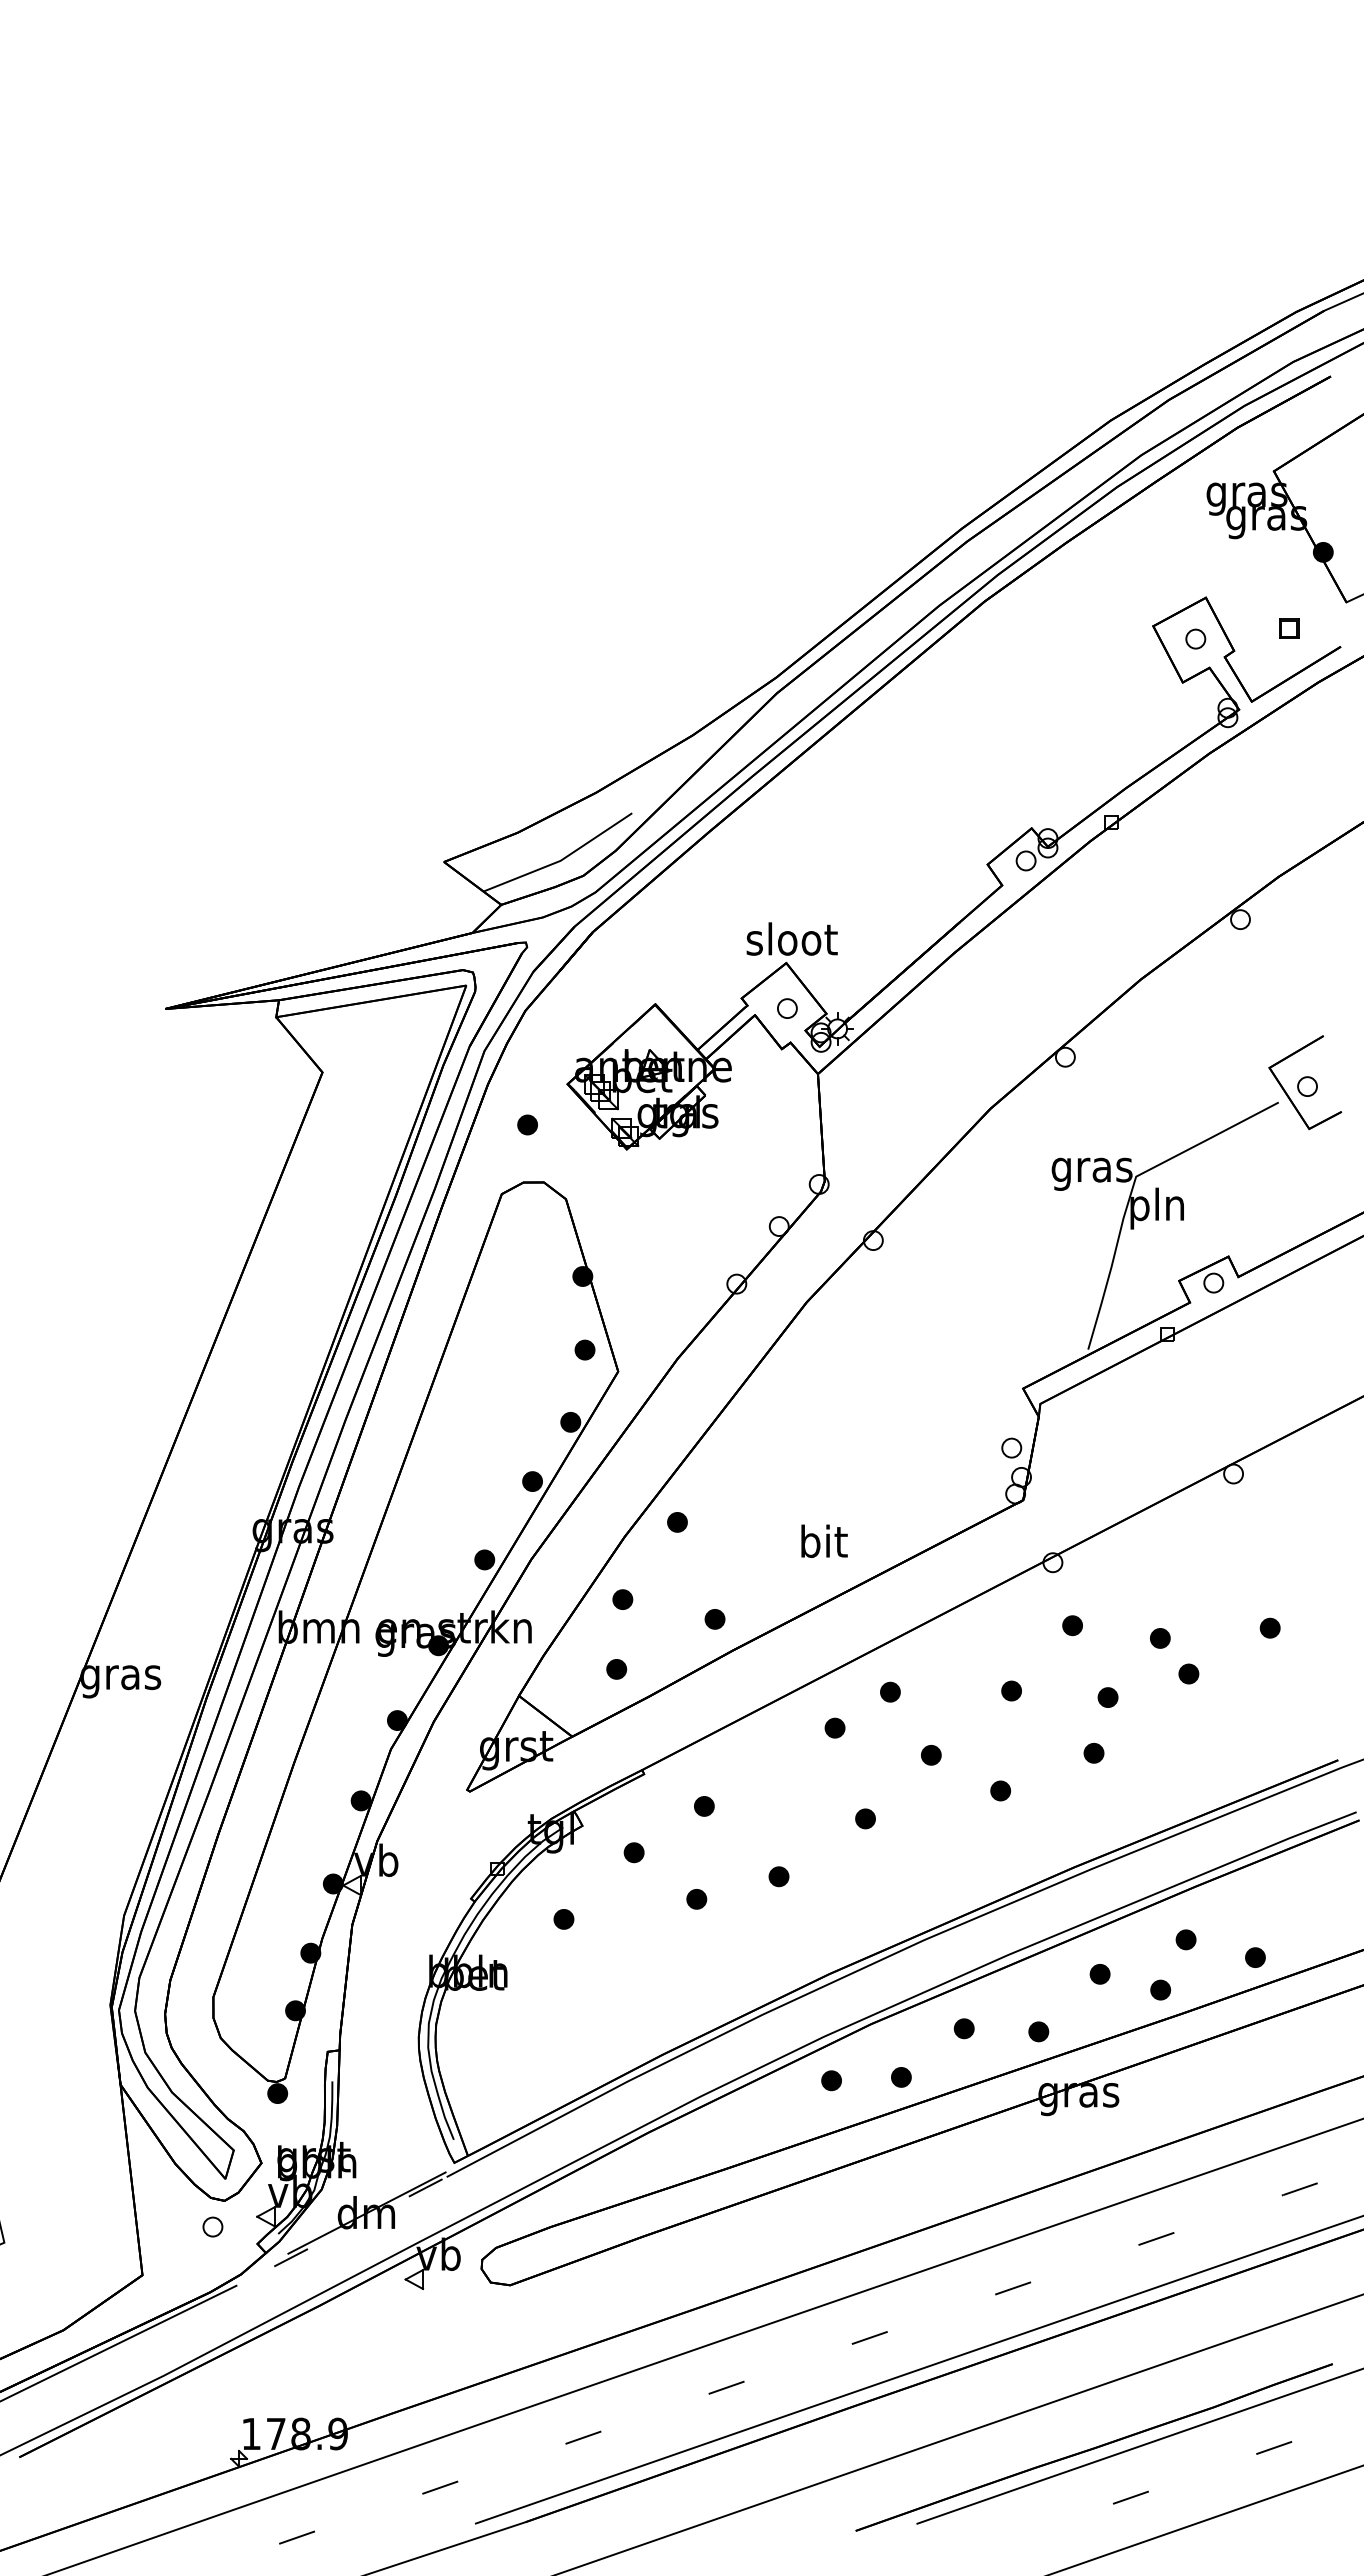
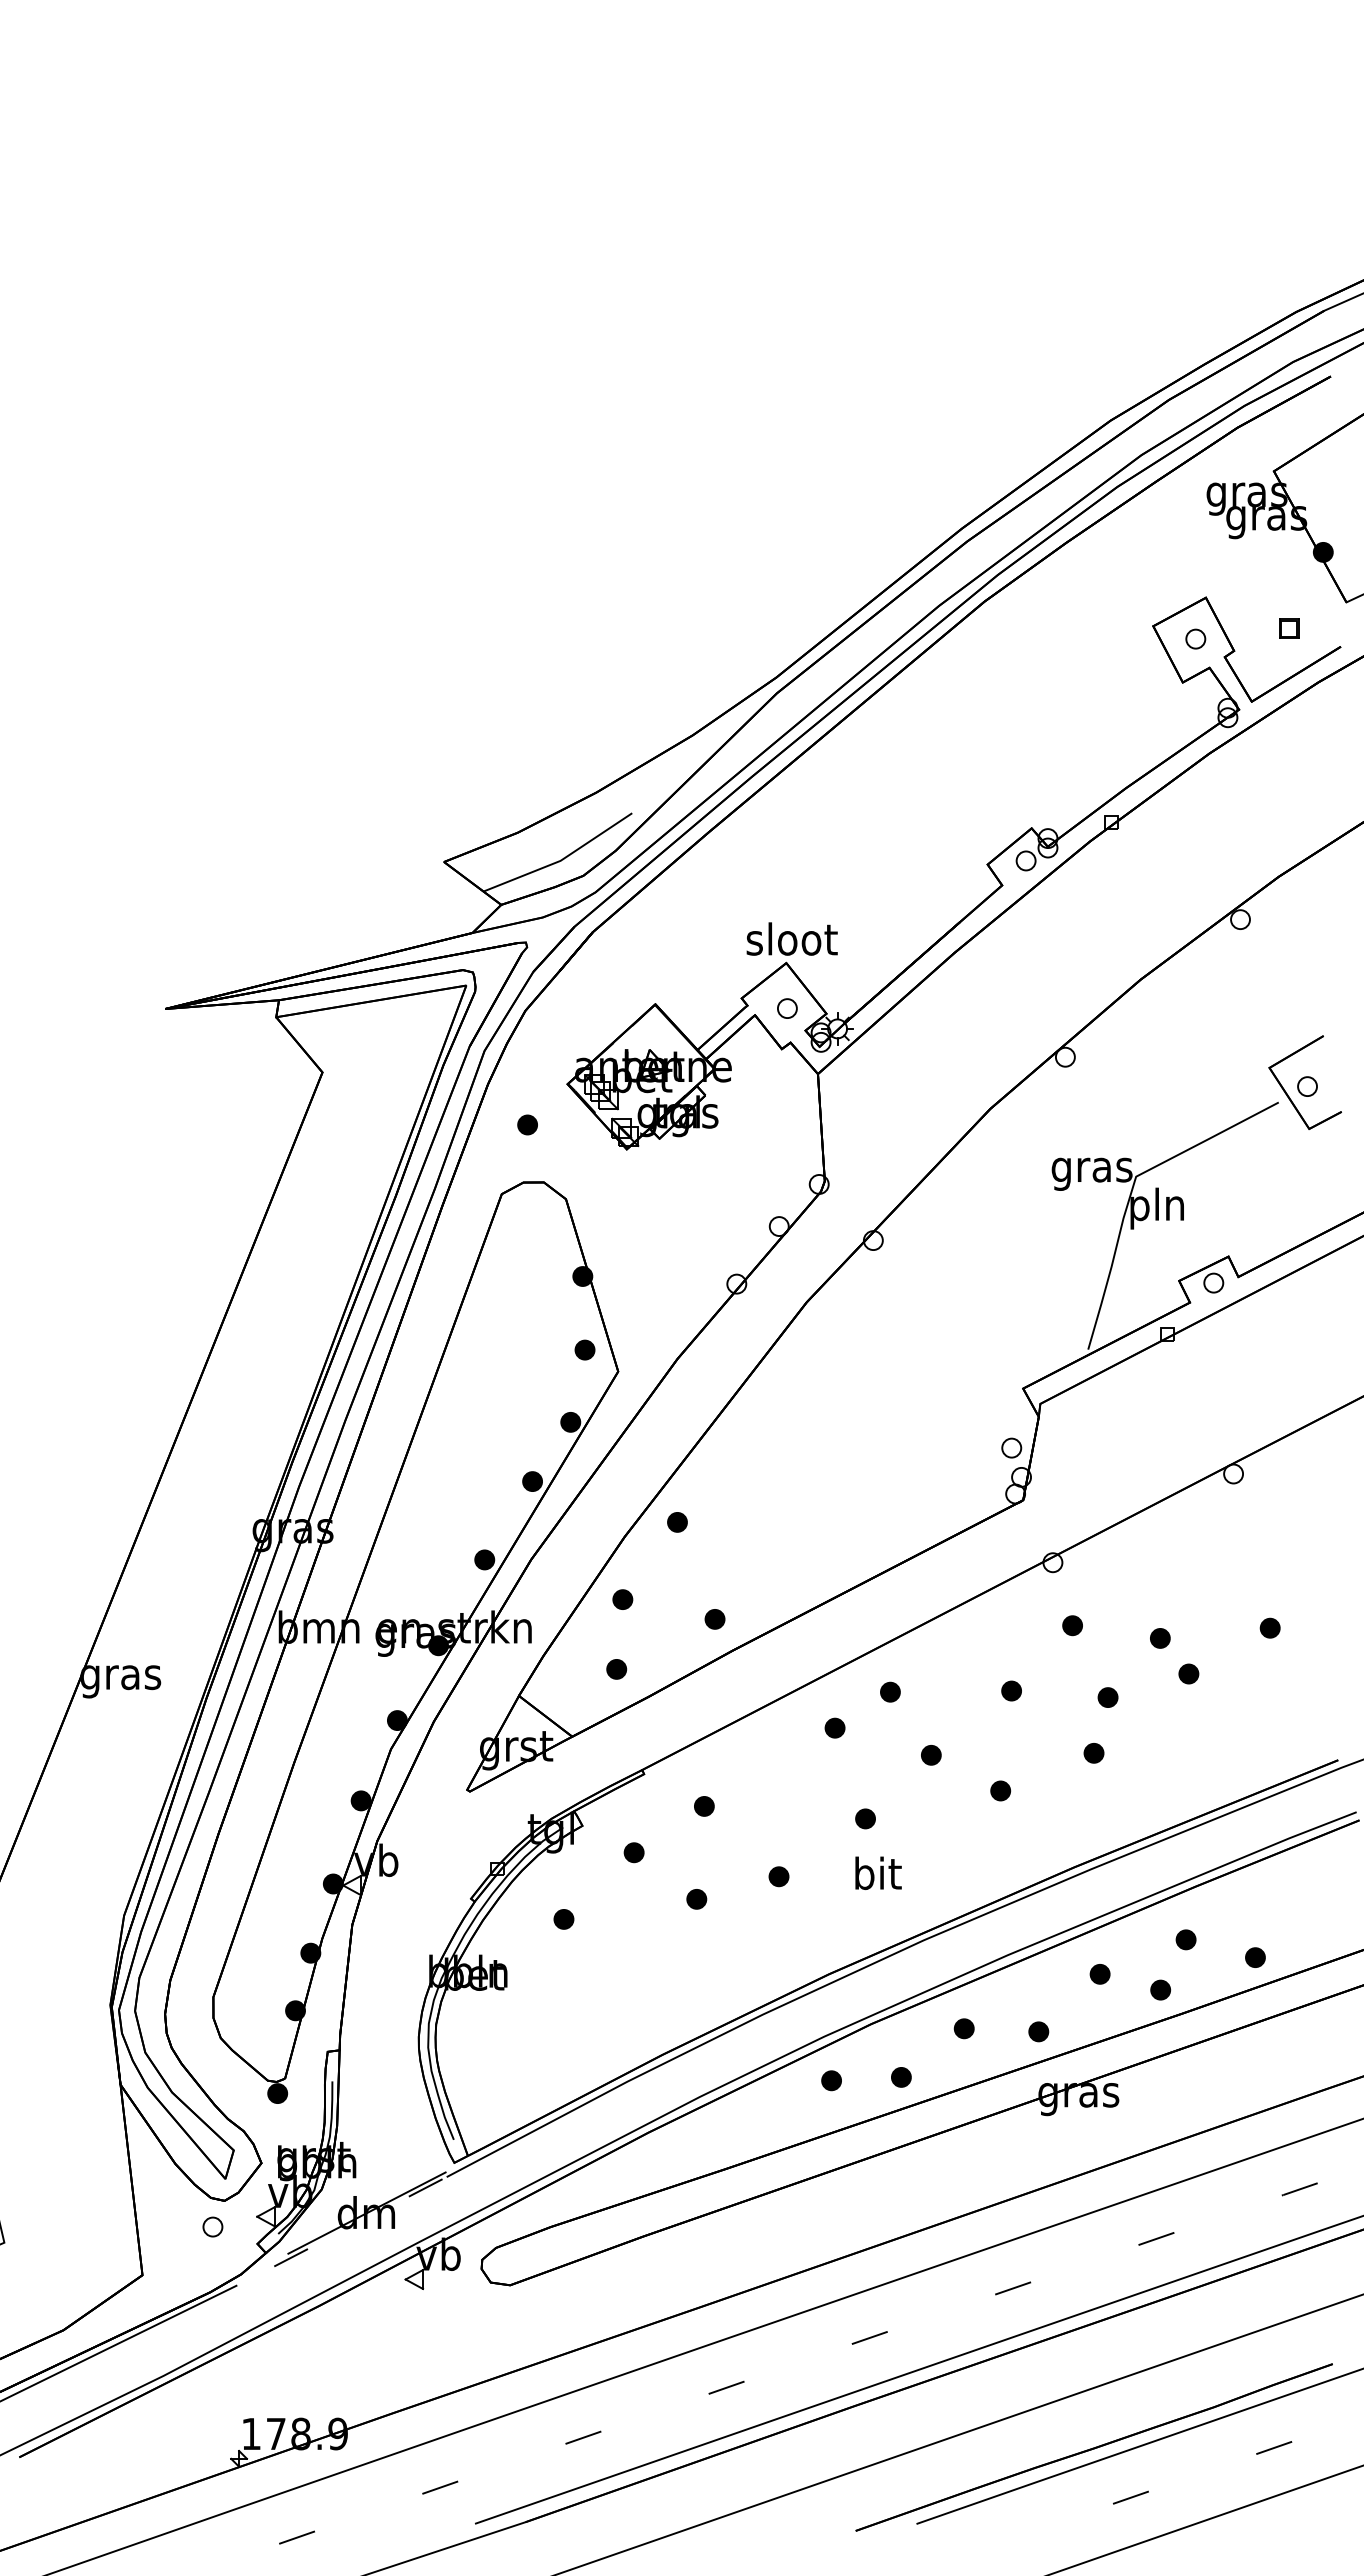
text position: (824, 1540) -> (878, 1872) (878, 1872)
